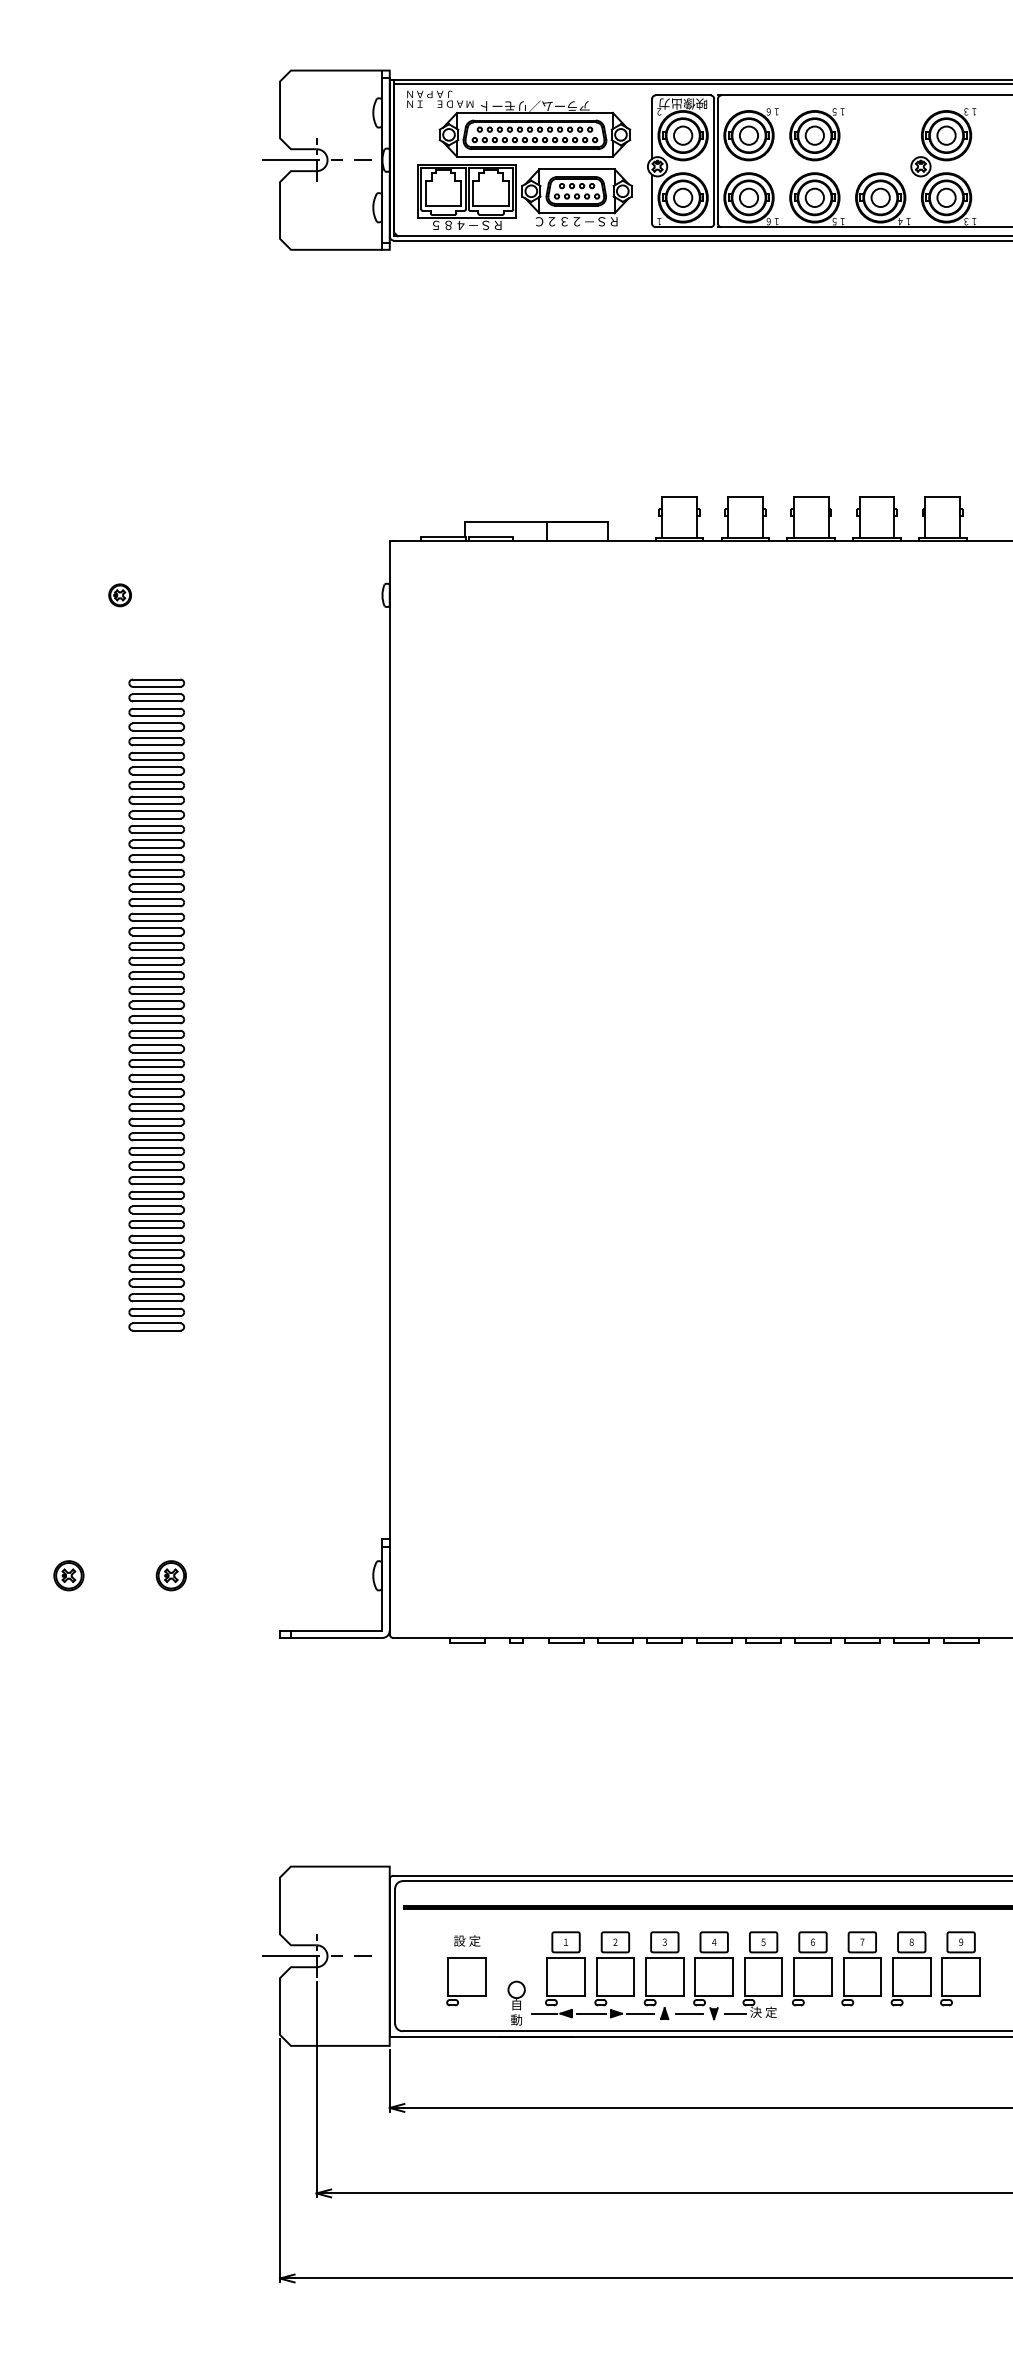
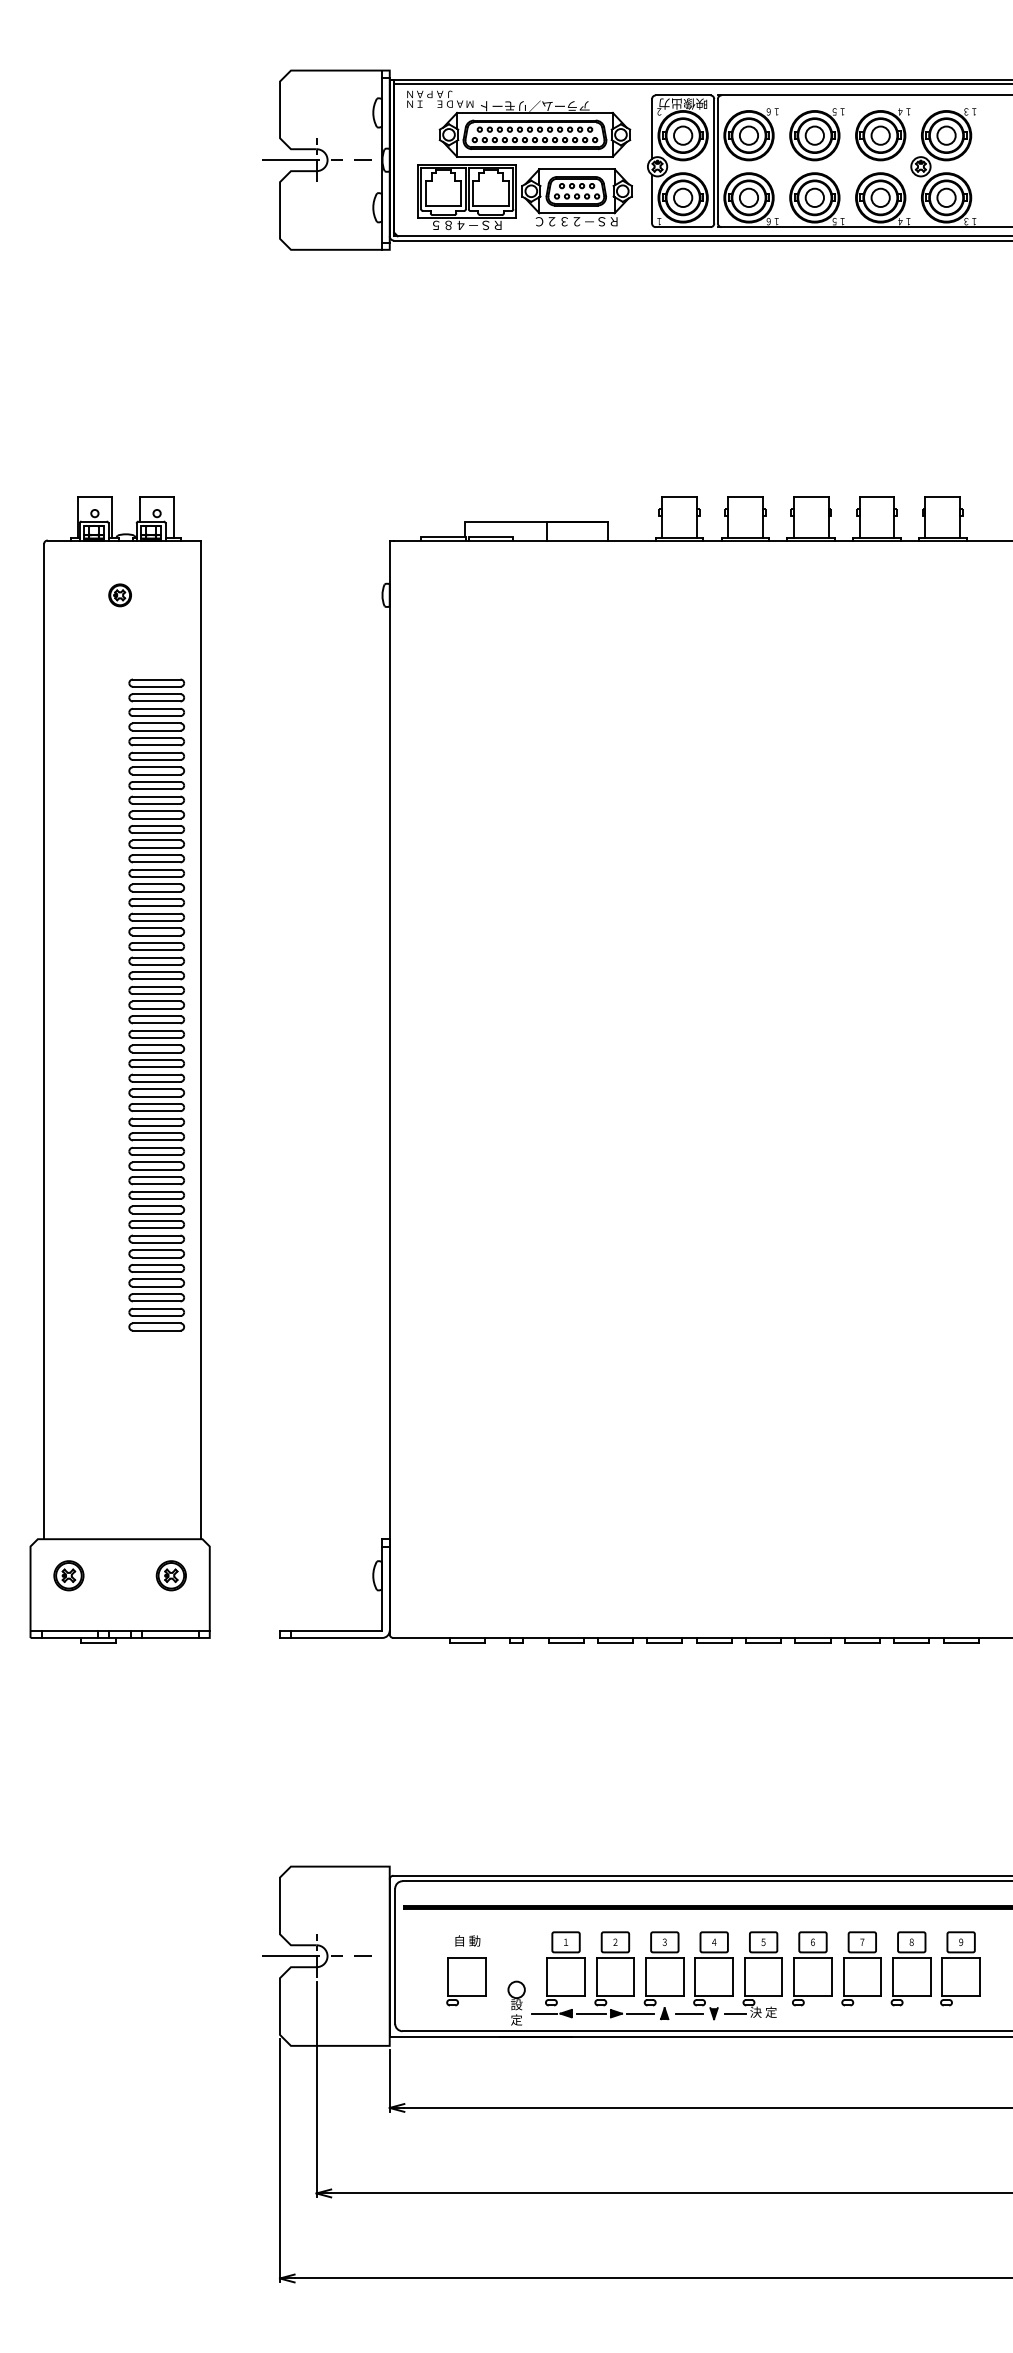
part: none -> present (882, 134)
part: none -> present (119, 1069)
text: 設 定 -> 自 動 (467, 1940)
text: 自 動 -> 設 定 (516, 2012)
